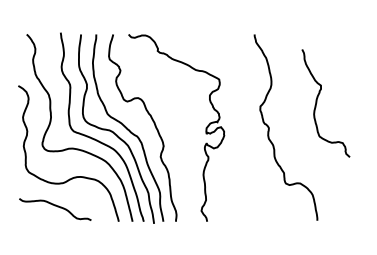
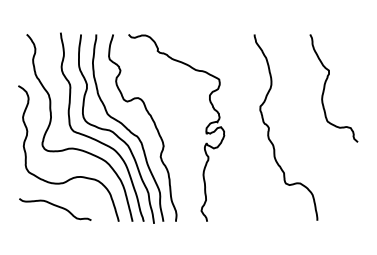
curve position: (317, 103) -> (325, 88) (325, 88)
